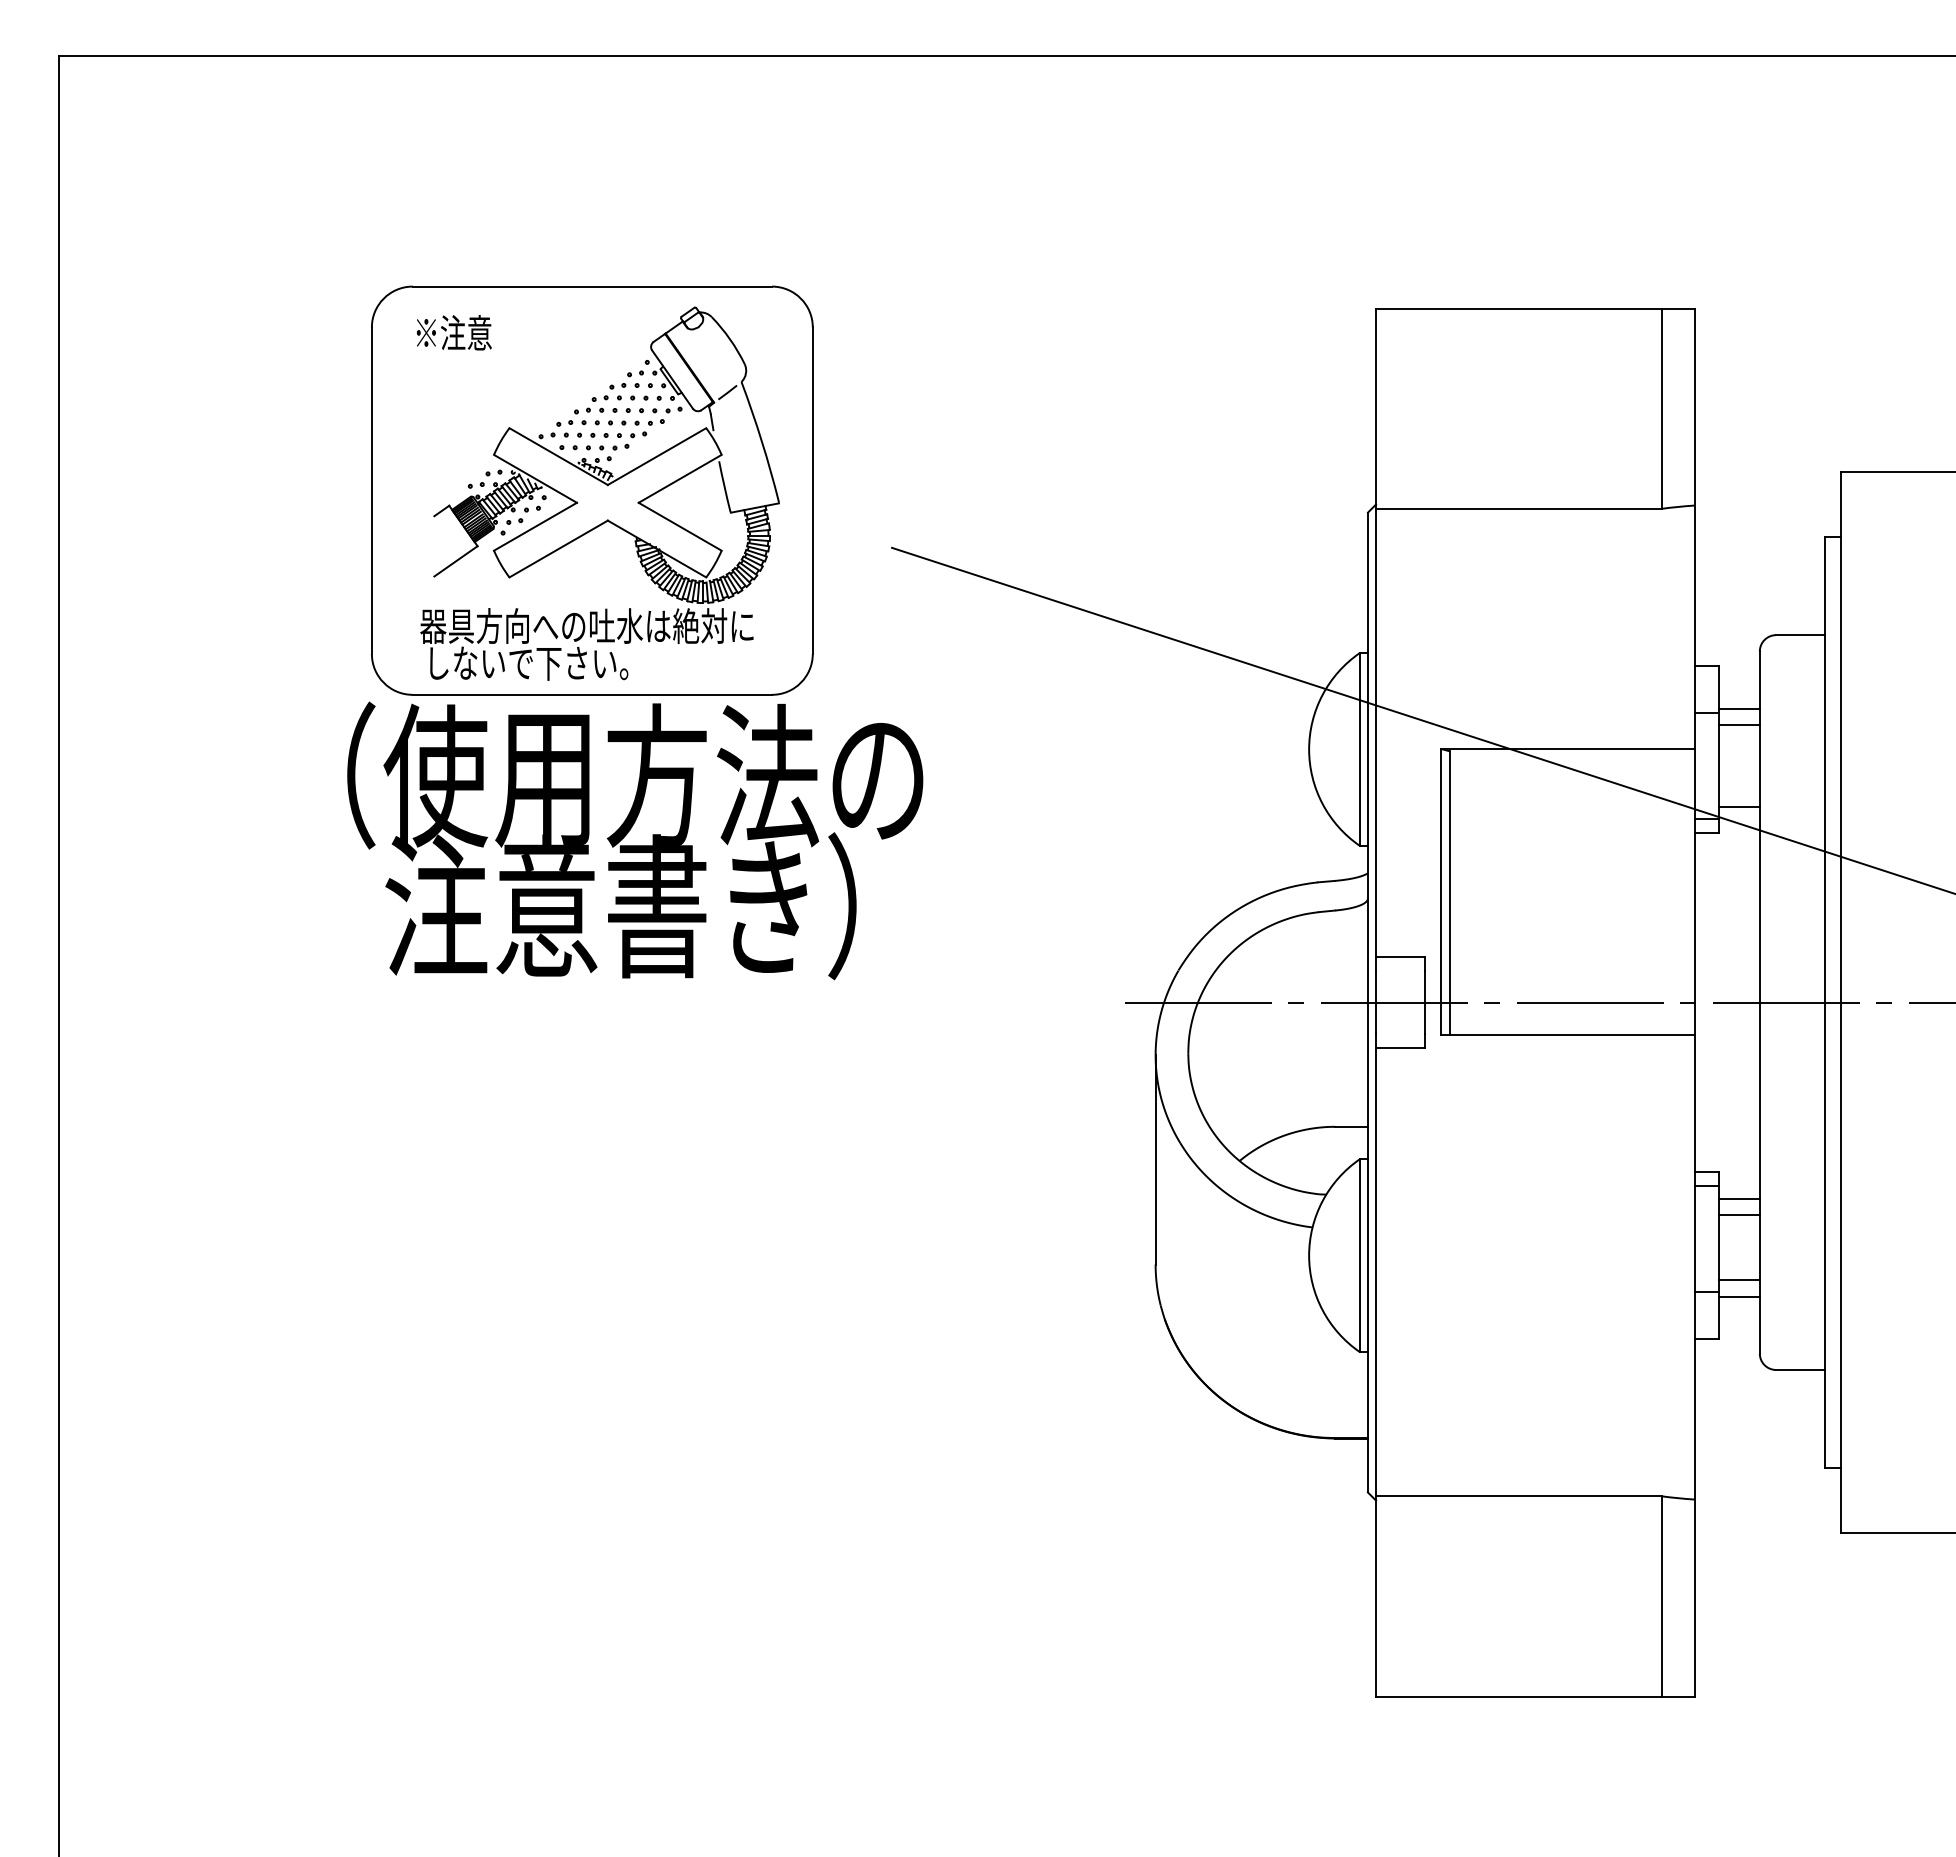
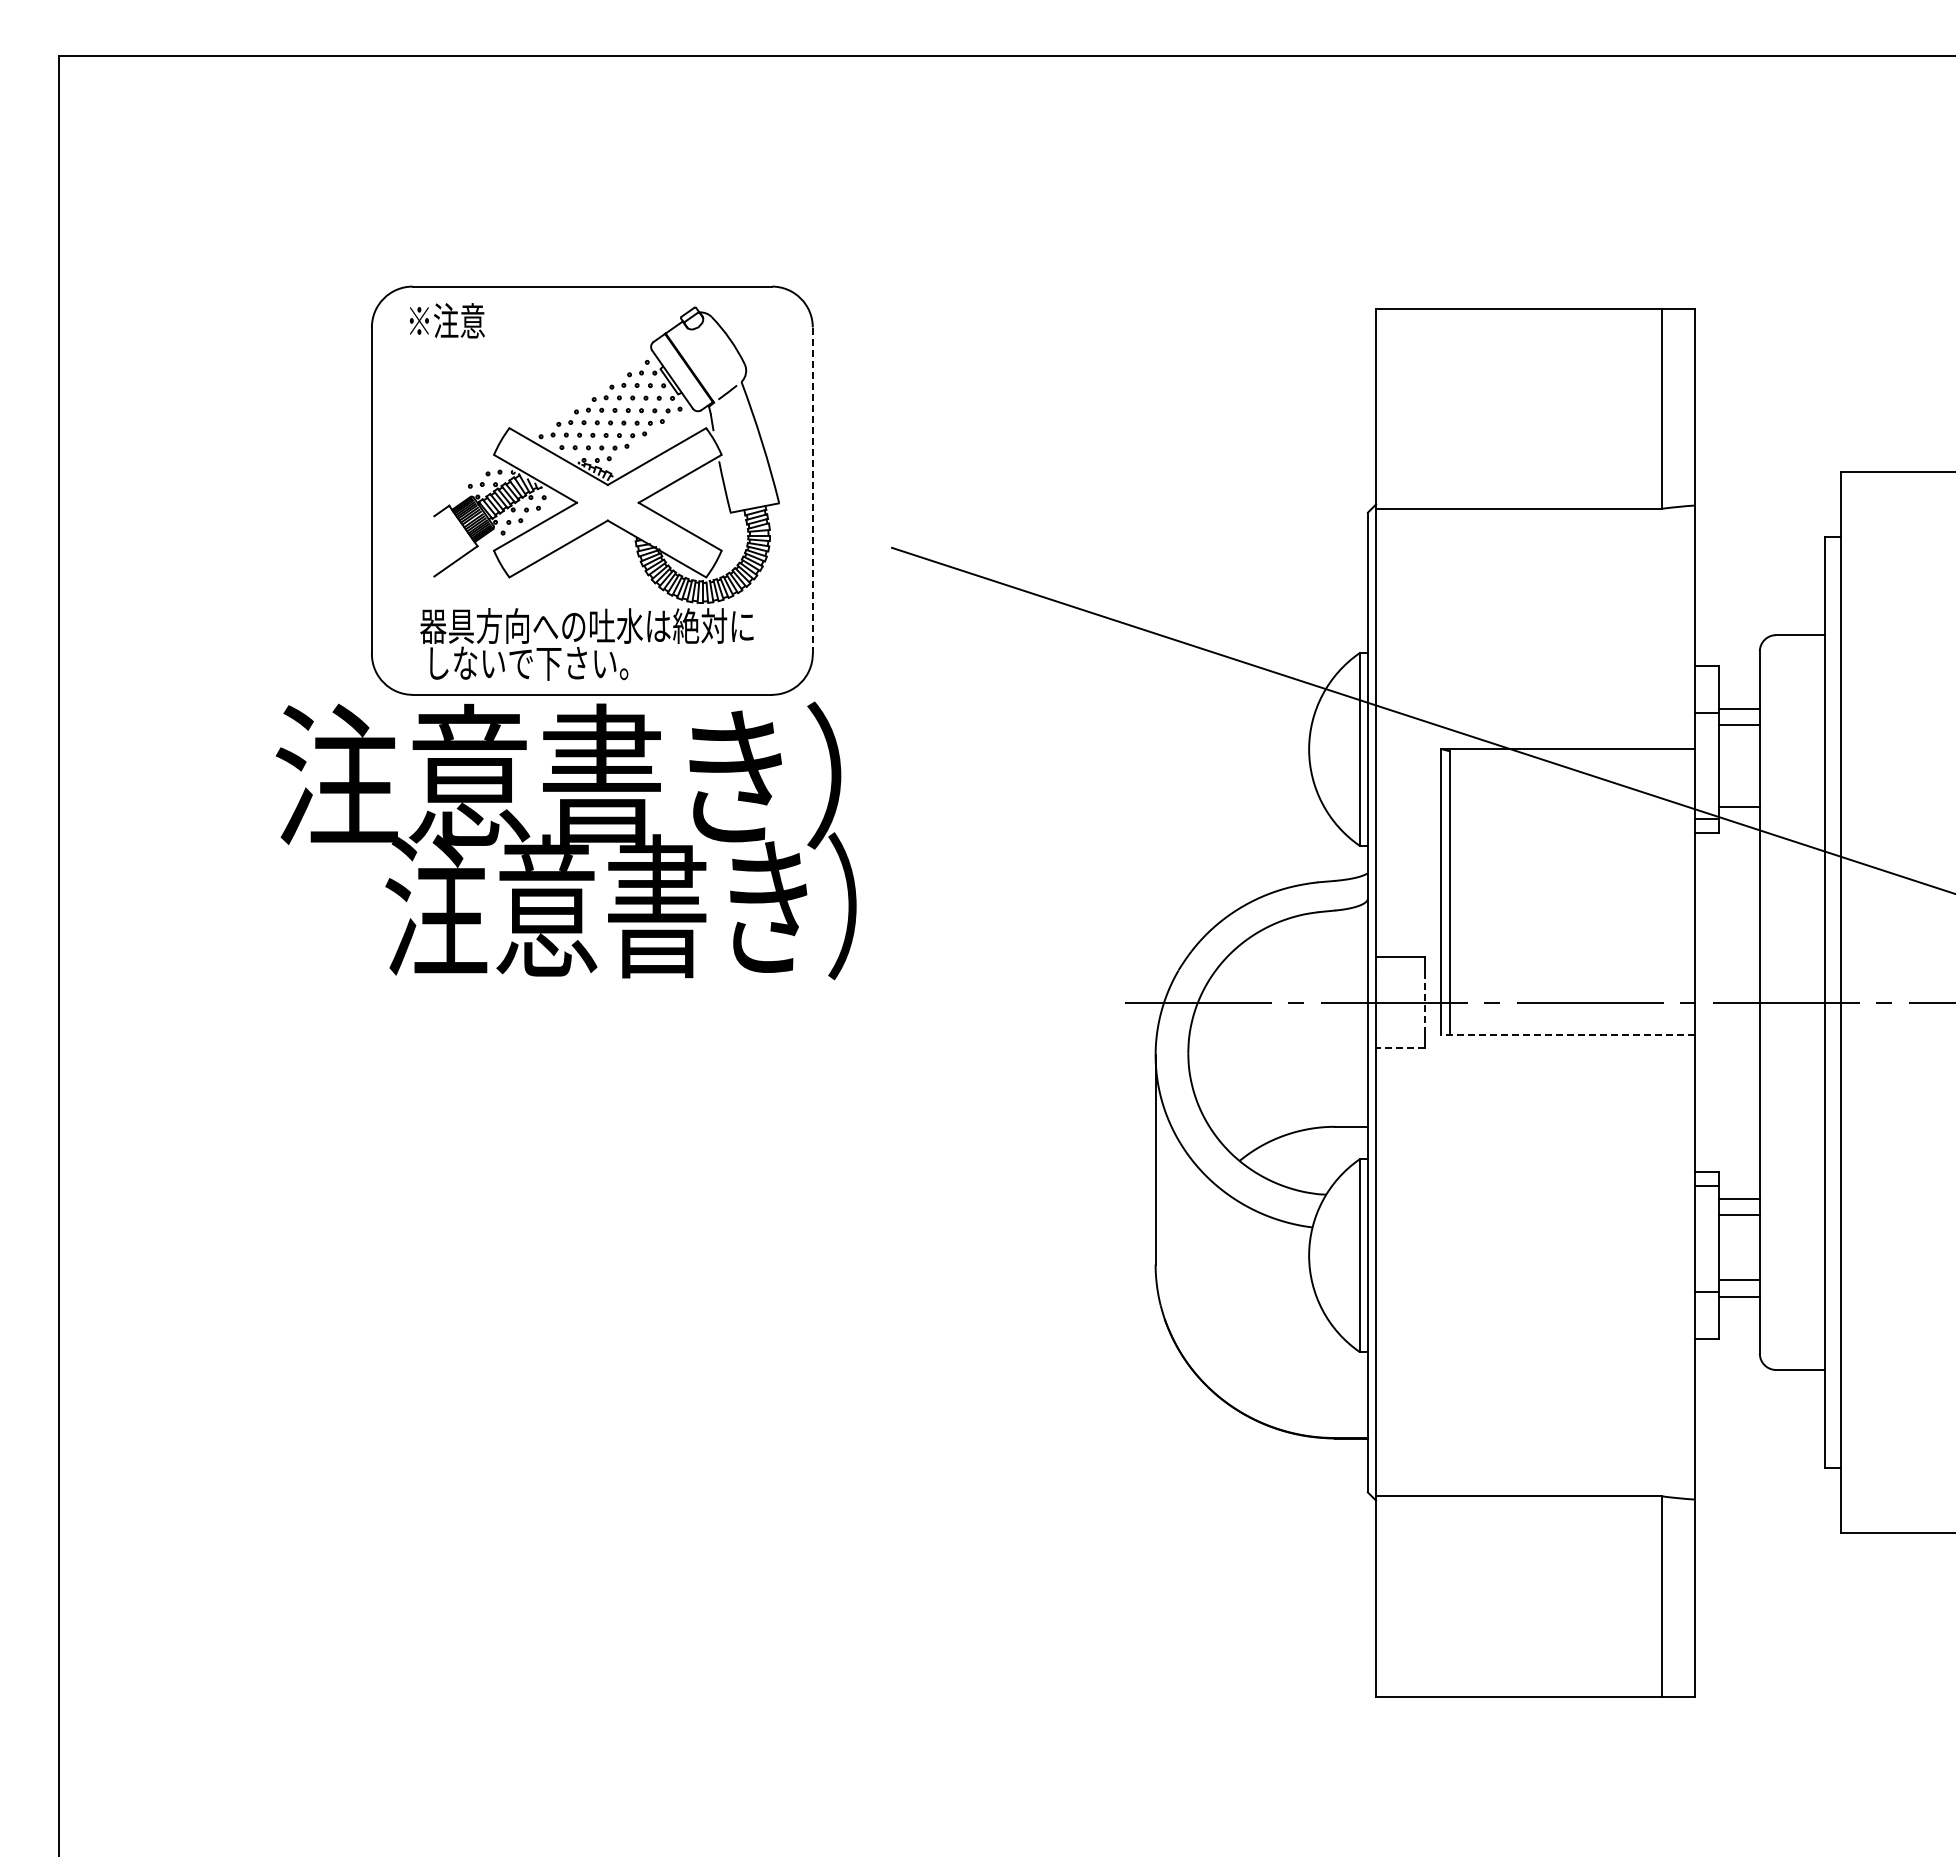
text position: (453, 332) -> (446, 320) (446, 320)
line: solid -> dashed (812, 490)
text: （使用方法の -> 注意書き） (599, 775)
line: solid -> dashed (1425, 1002)
line: solid -> dashed (1567, 1035)
line: solid -> dashed (1400, 1047)
